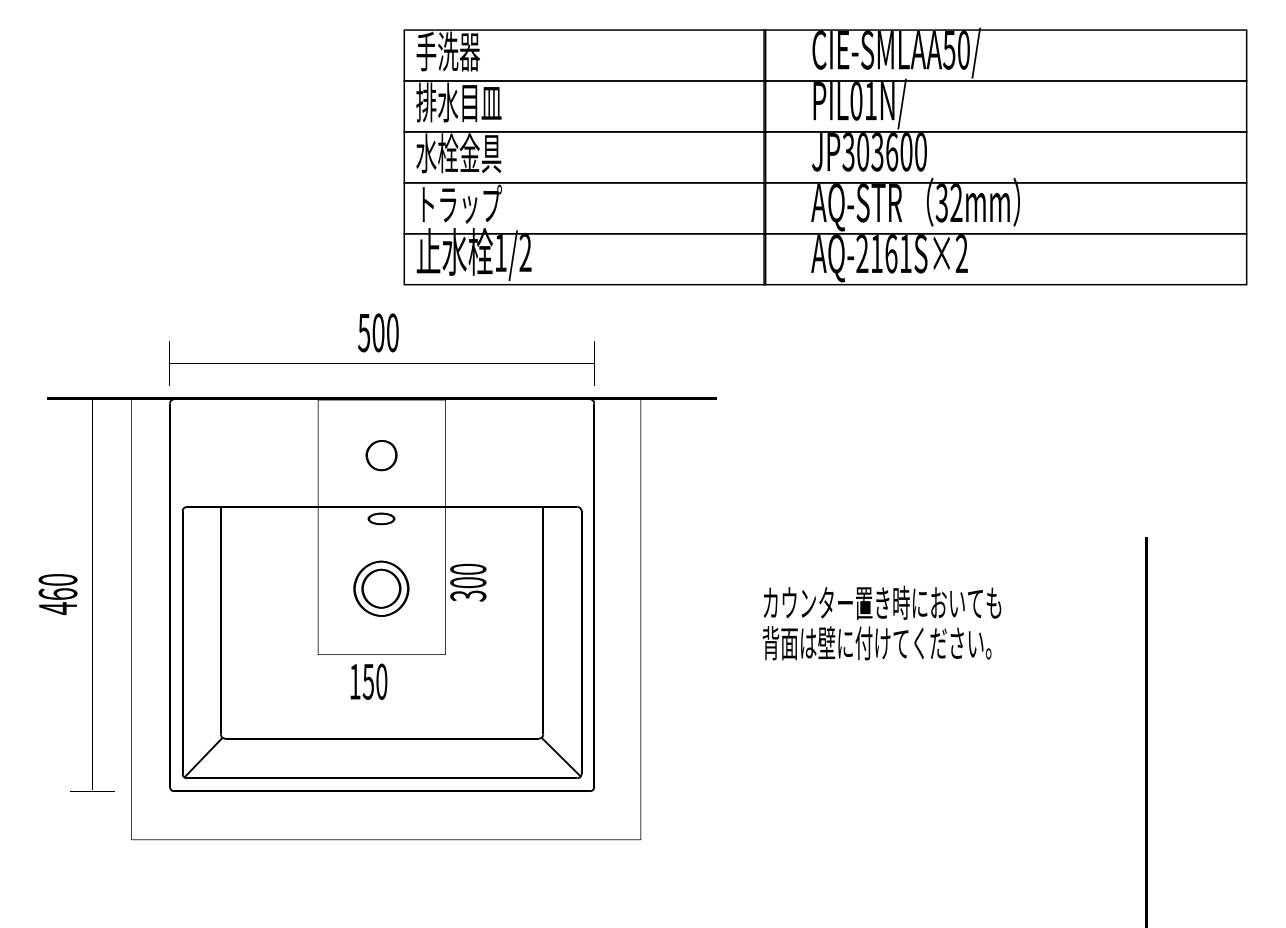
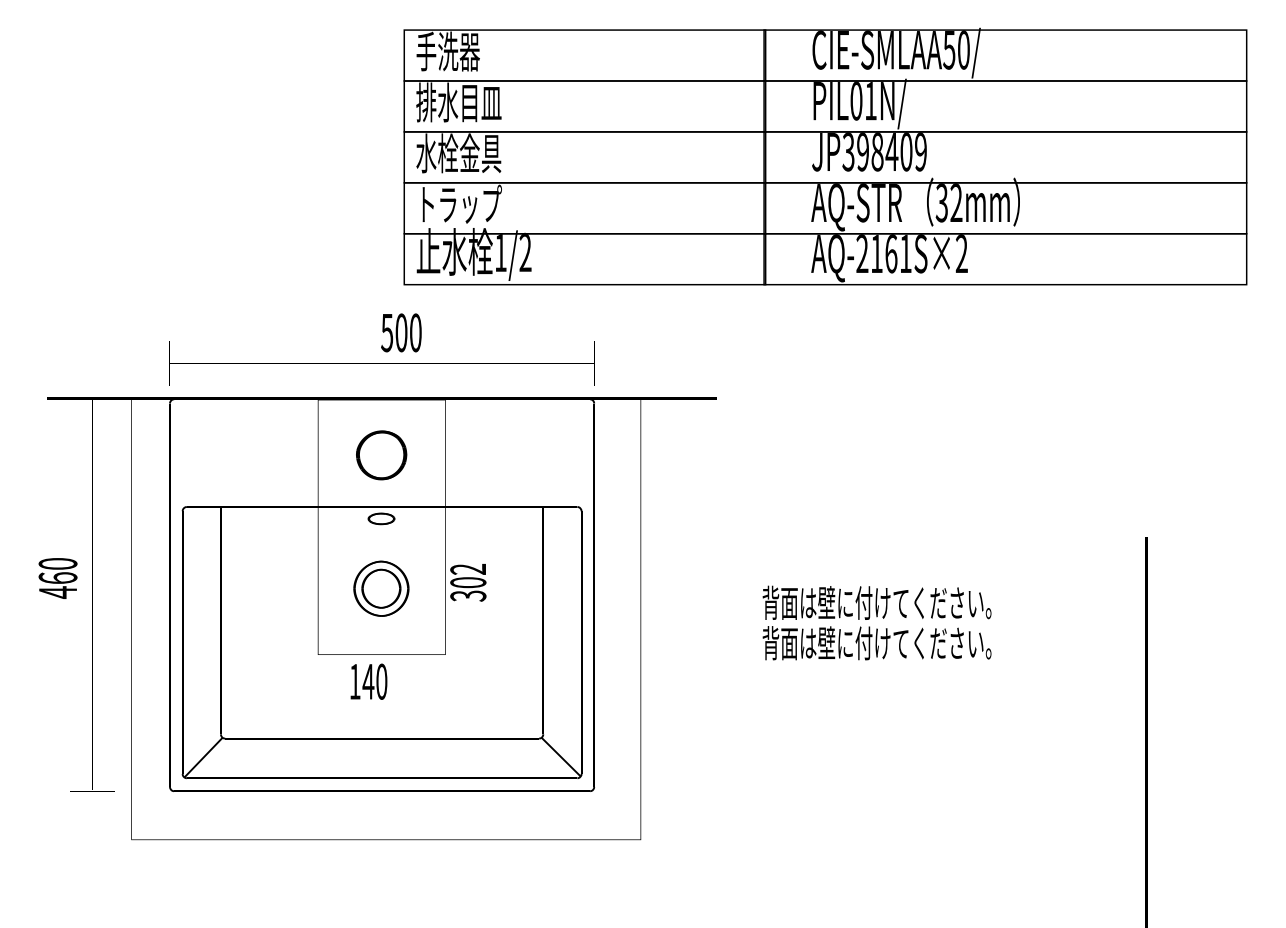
text: JP303600 -> JP398409 (891, 152)
text position: (378, 332) -> (401, 332) (401, 332)
part size: 33x32 px -> 52x51 px (381, 455)
text: 300 -> 302 (468, 568)
text position: (57, 594) -> (57, 578) (57, 578)
text: カウンター置き時においても -> 背面は壁に付けてください。 (881, 602)
text: 150 -> 140 (368, 681)
